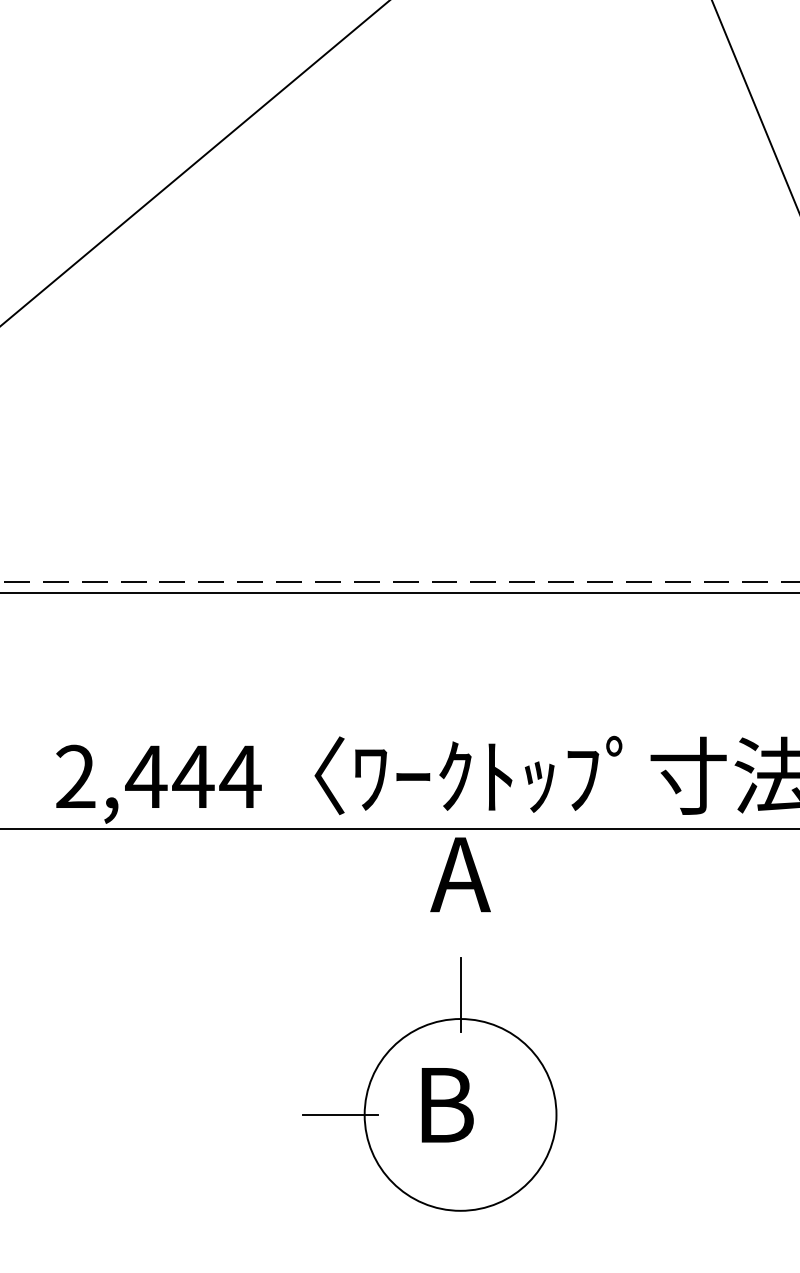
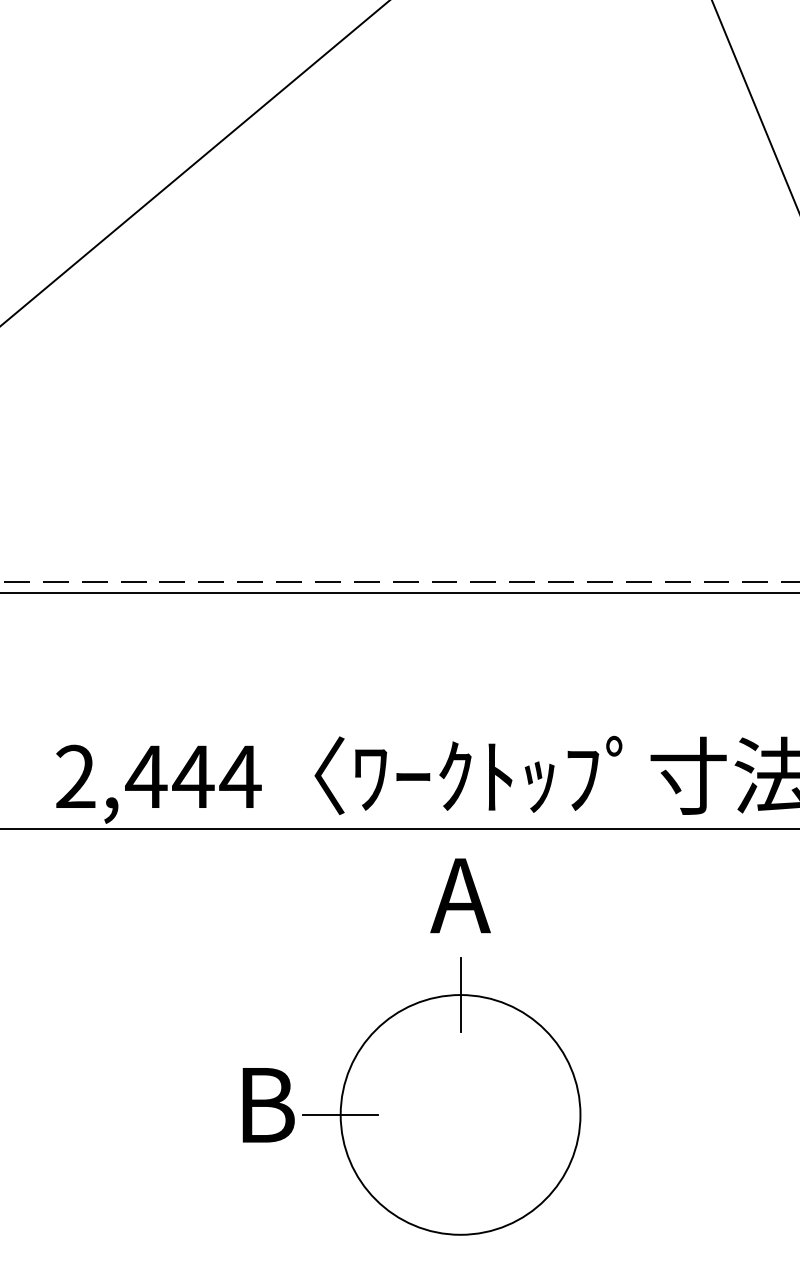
text position: (460, 874) -> (460, 895) (460, 895)
text position: (447, 1105) -> (268, 1105) (268, 1105)
circle diameter: 192 px -> 240 px (460, 1114)
